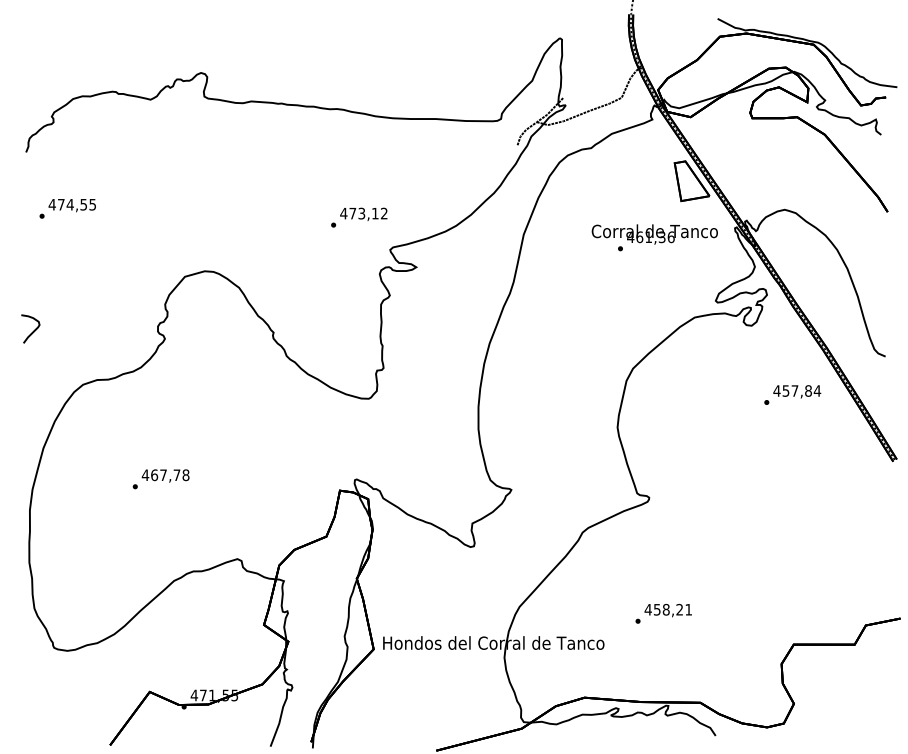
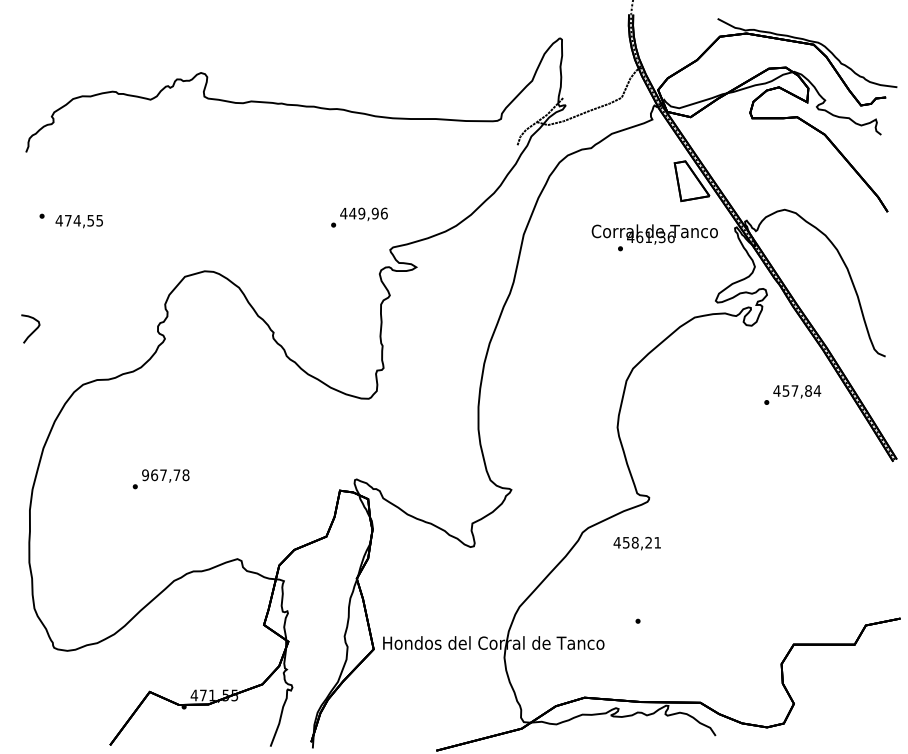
text position: (71, 205) -> (78, 221) (78, 221)
text: 473,12 -> 449,96 (368, 213)
text: 467,78 -> 967,78 (145, 475)
text position: (667, 610) -> (636, 543) (636, 543)
